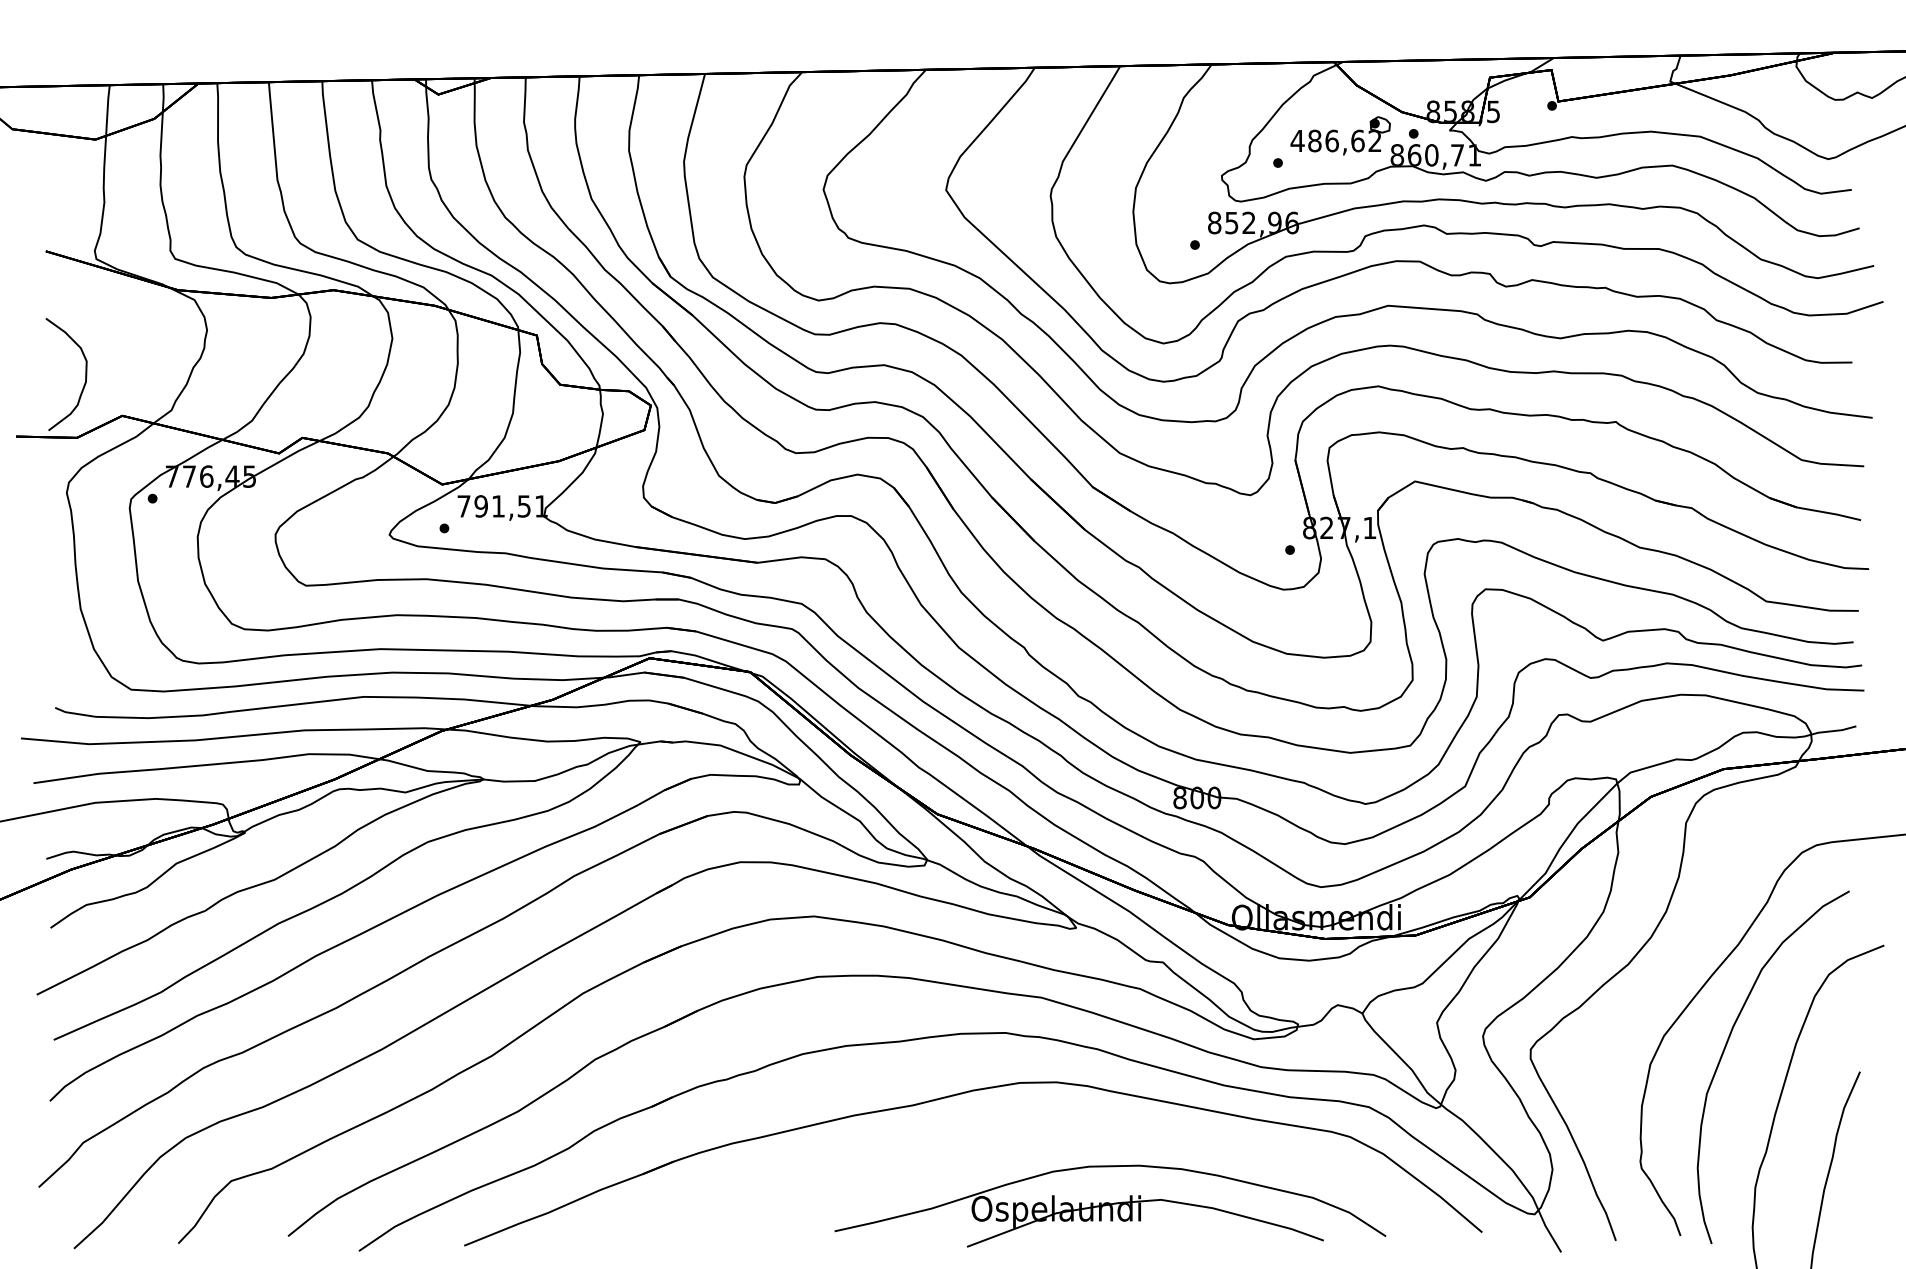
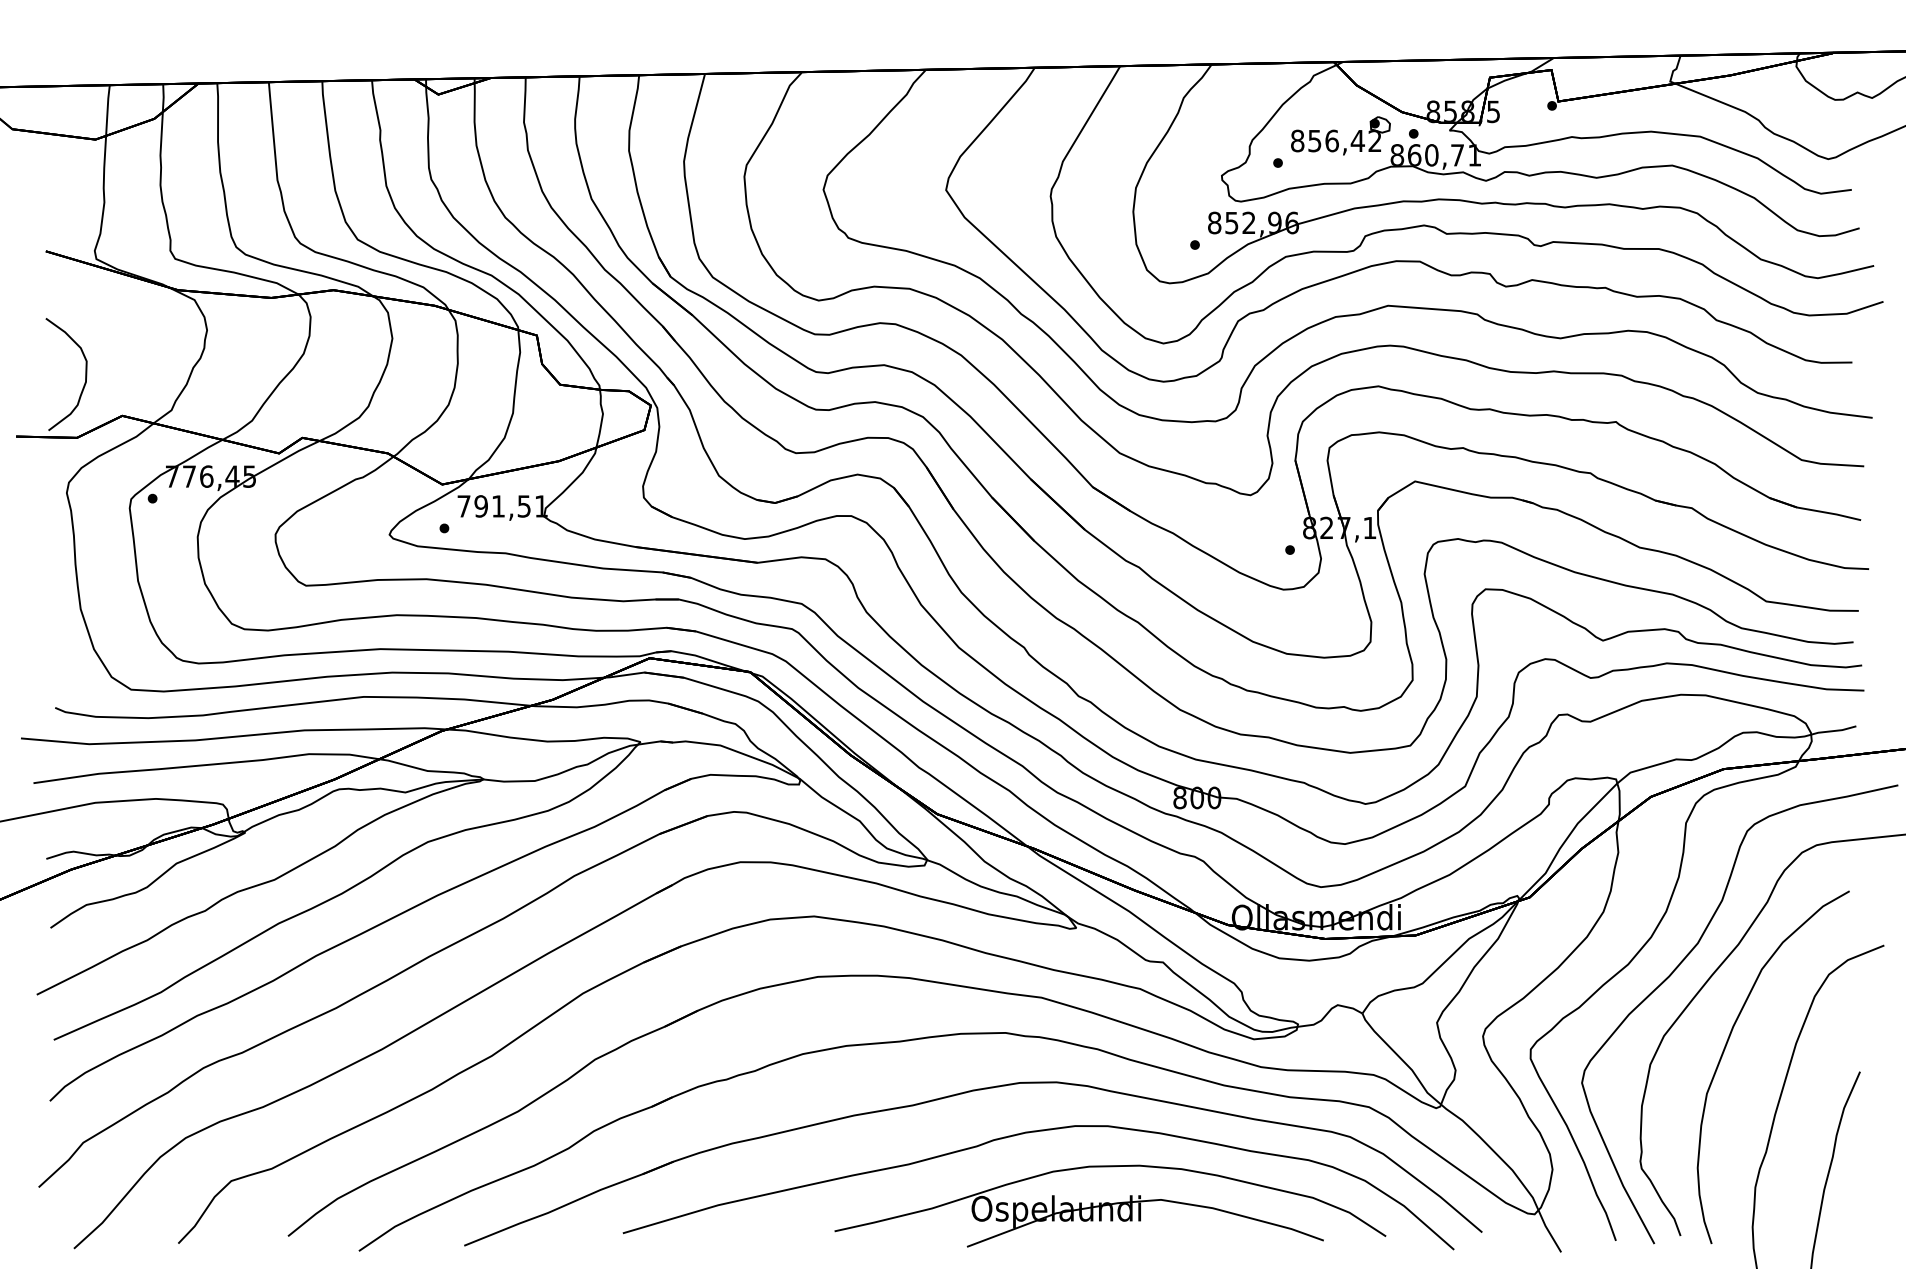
text: 486,62 -> 856,42 (1327, 140)
curve: none -> present (1679, 966)
curve: none -> present (1028, 1133)
